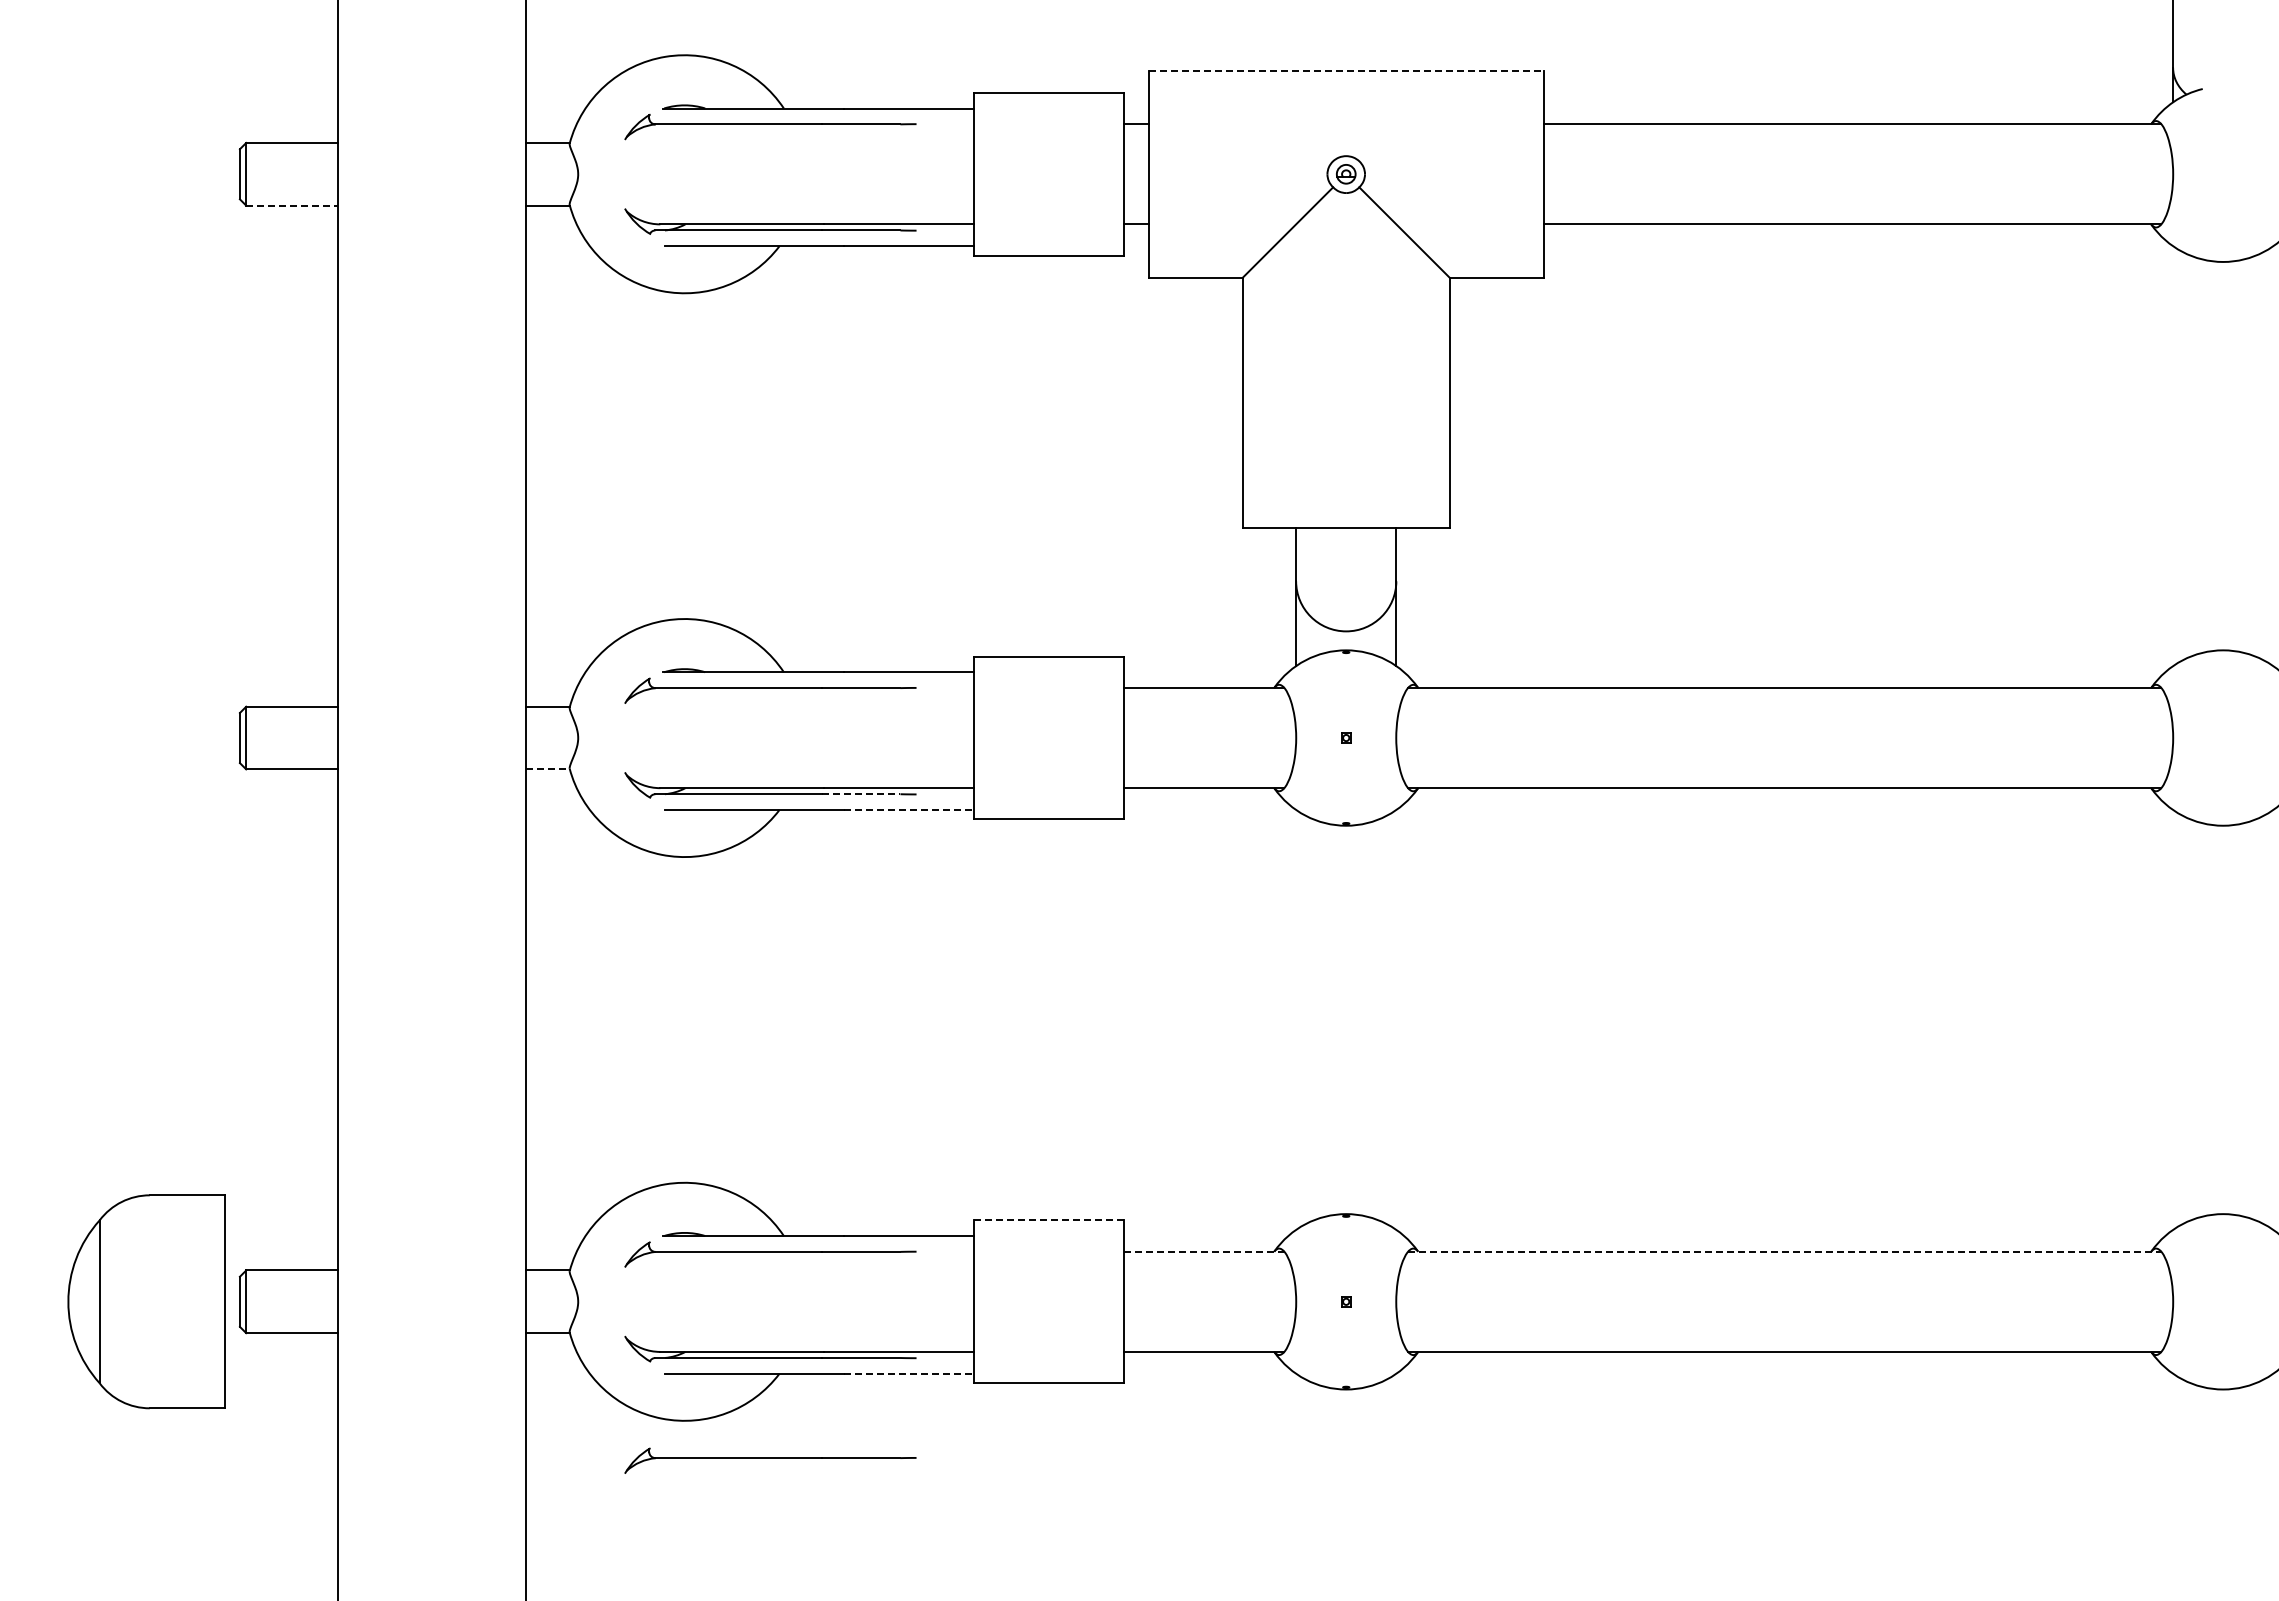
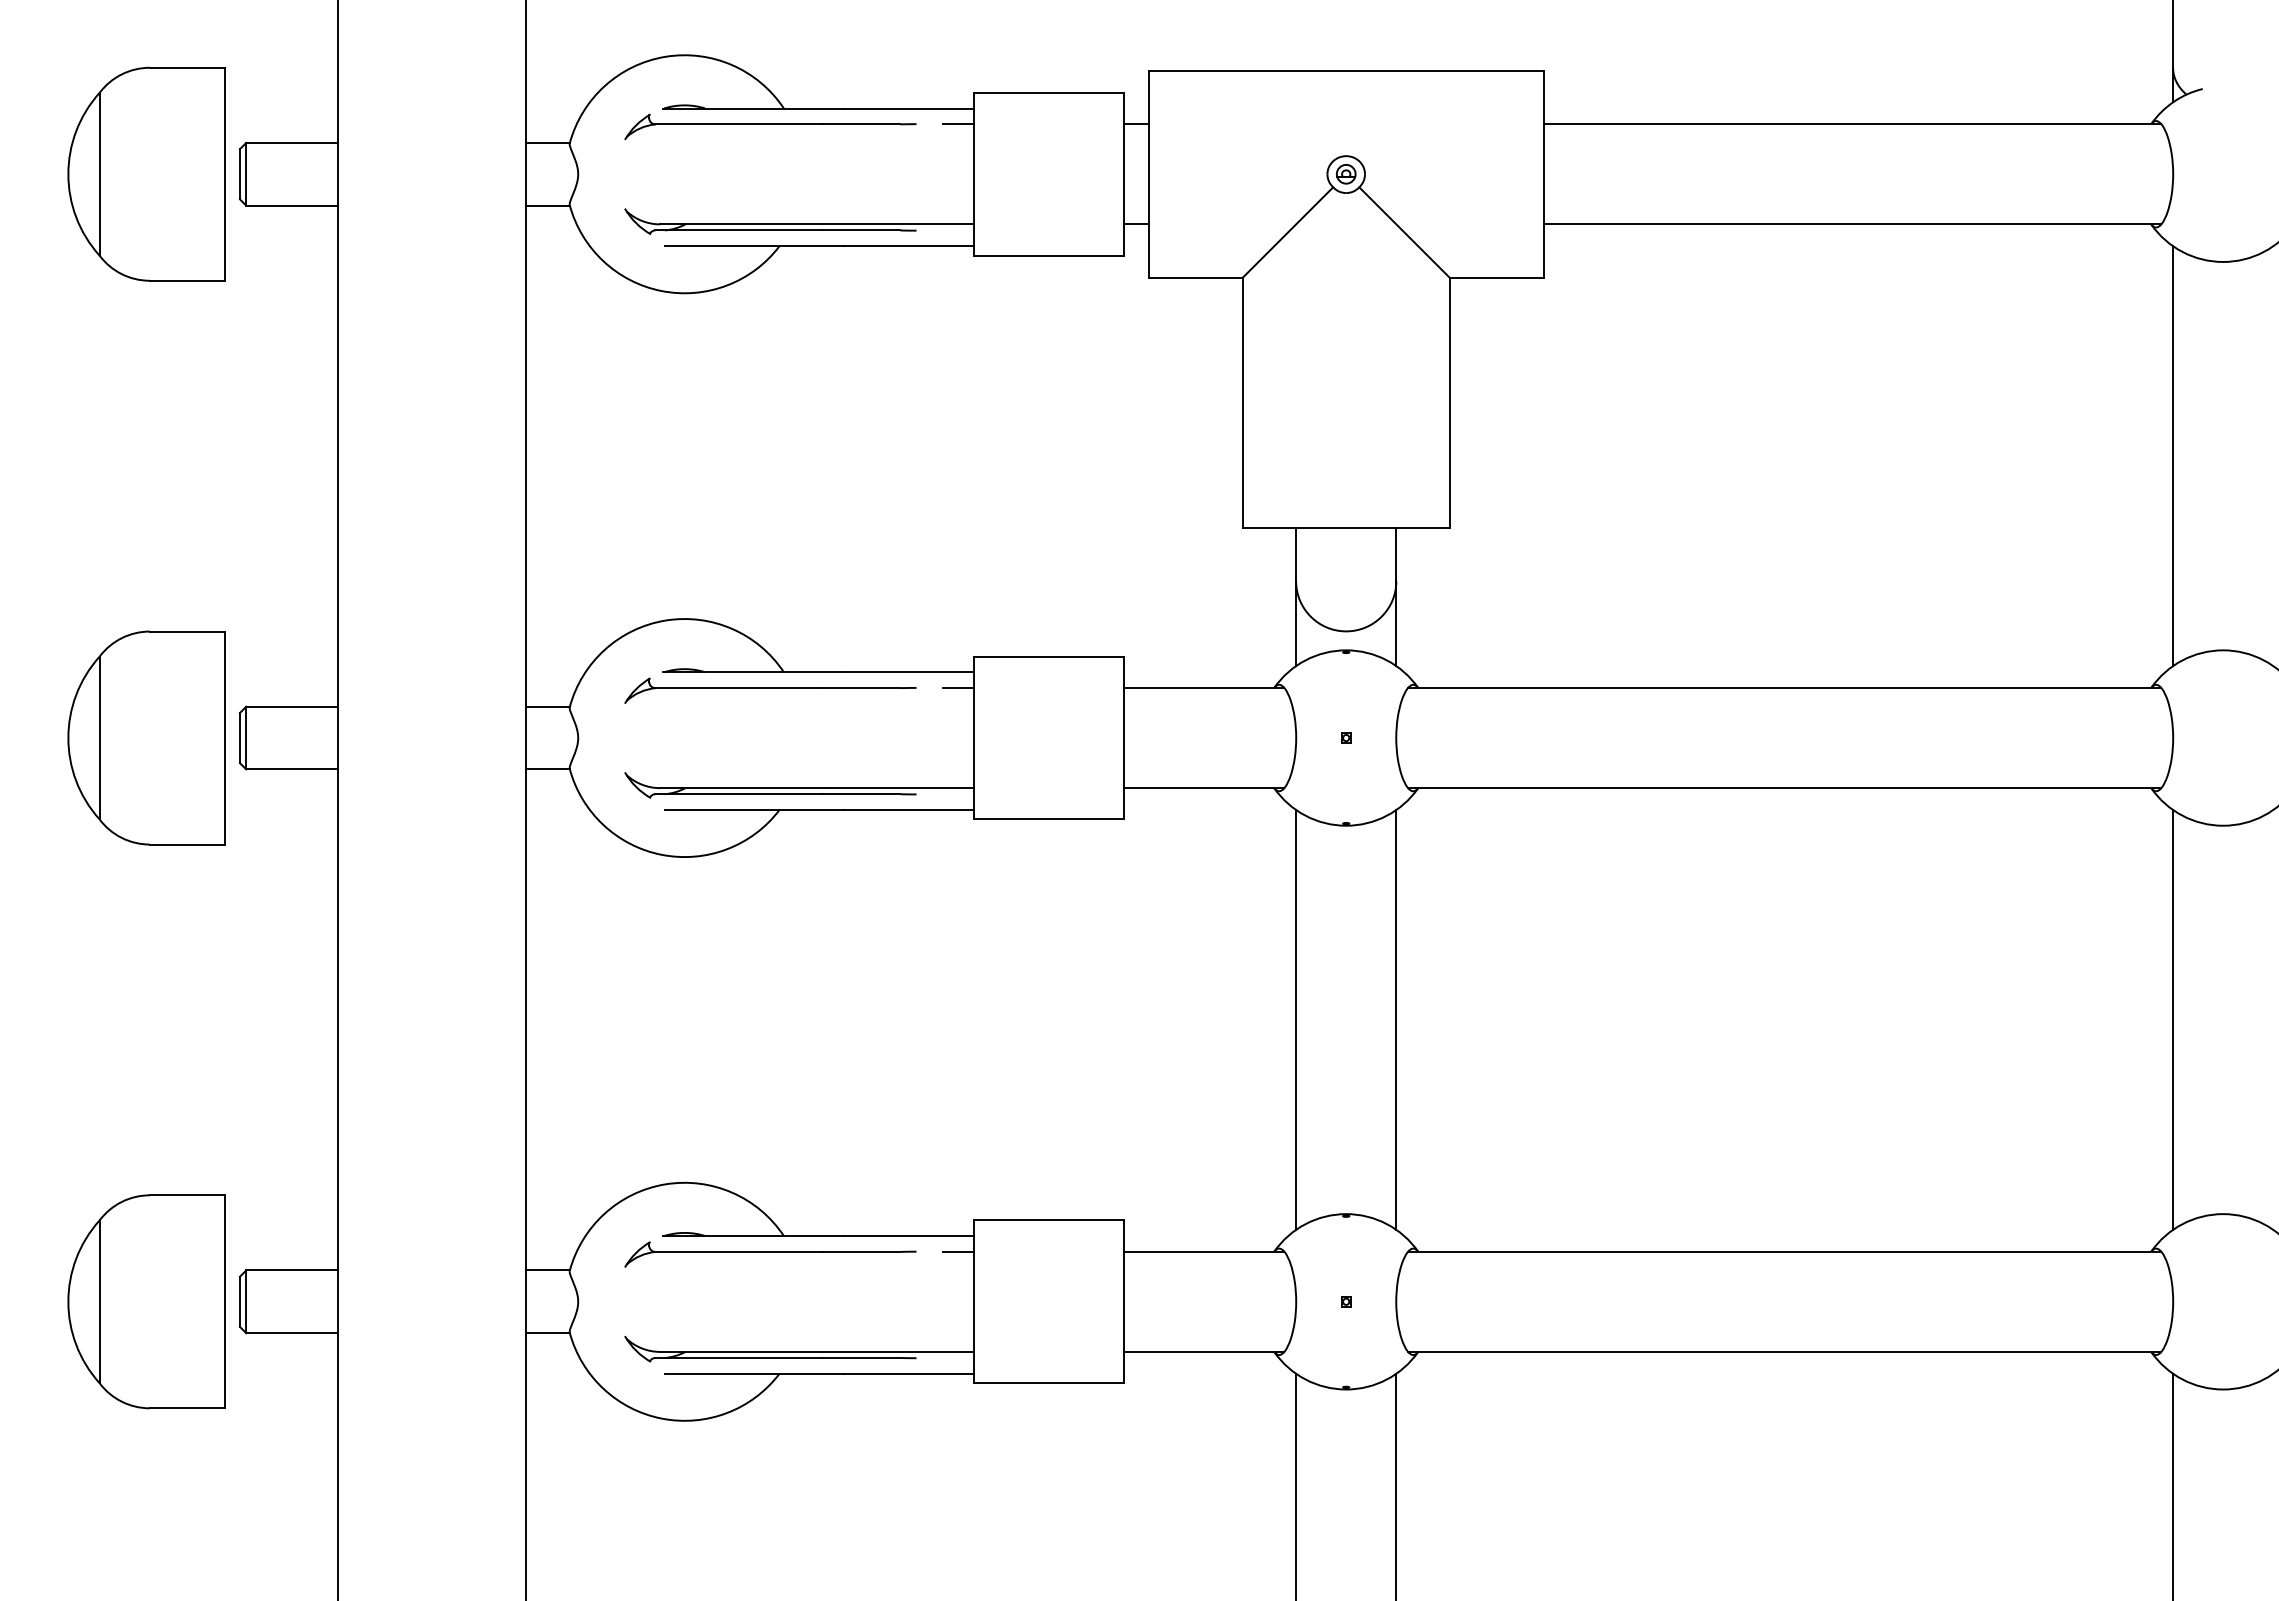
line: dashed -> solid (1346, 70)
line: none -> present (957, 124)
part: none -> present (146, 173)
line: dashed -> solid (291, 205)
line: none -> present (2173, 456)
line: none -> present (957, 687)
part: none -> present (146, 737)
line: dashed -> solid (548, 769)
line: dashed -> solid (861, 794)
line: dashed -> solid (908, 810)
line: none -> present (1296, 1019)
line: none -> present (1396, 1019)
line: none -> present (2173, 1019)
line: dashed -> solid (1049, 1220)
line: none -> present (957, 1251)
line: dashed -> solid (1204, 1251)
line: dashed -> solid (1784, 1251)
line: dashed -> solid (908, 1373)
part: present -> none (770, 1460)
line: none -> present (1296, 1485)
line: none -> present (1396, 1485)
line: none -> present (2173, 1485)
